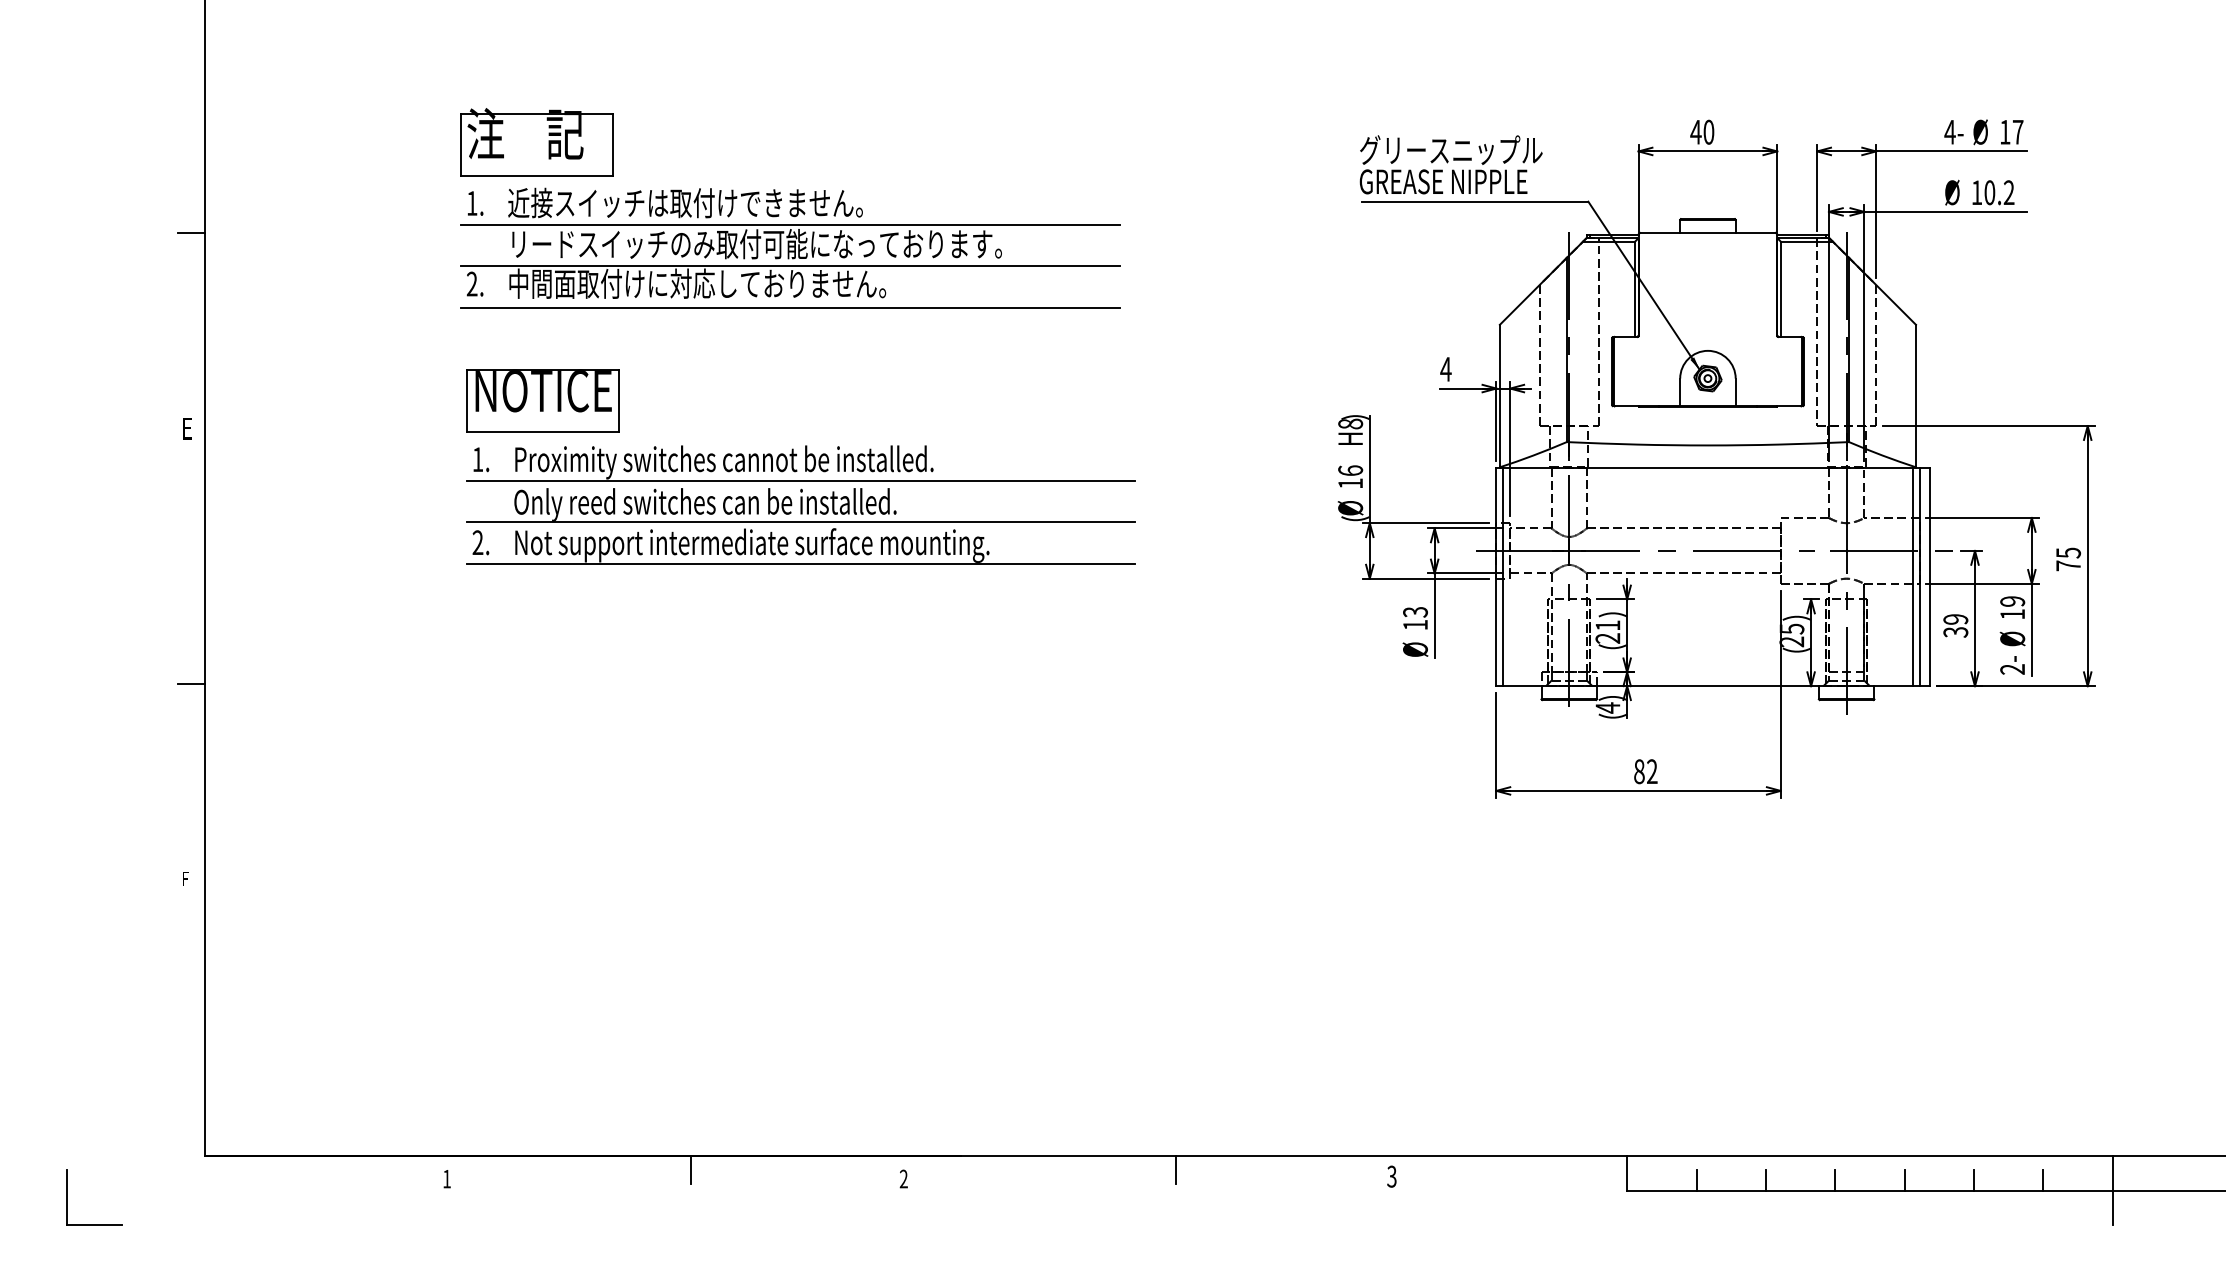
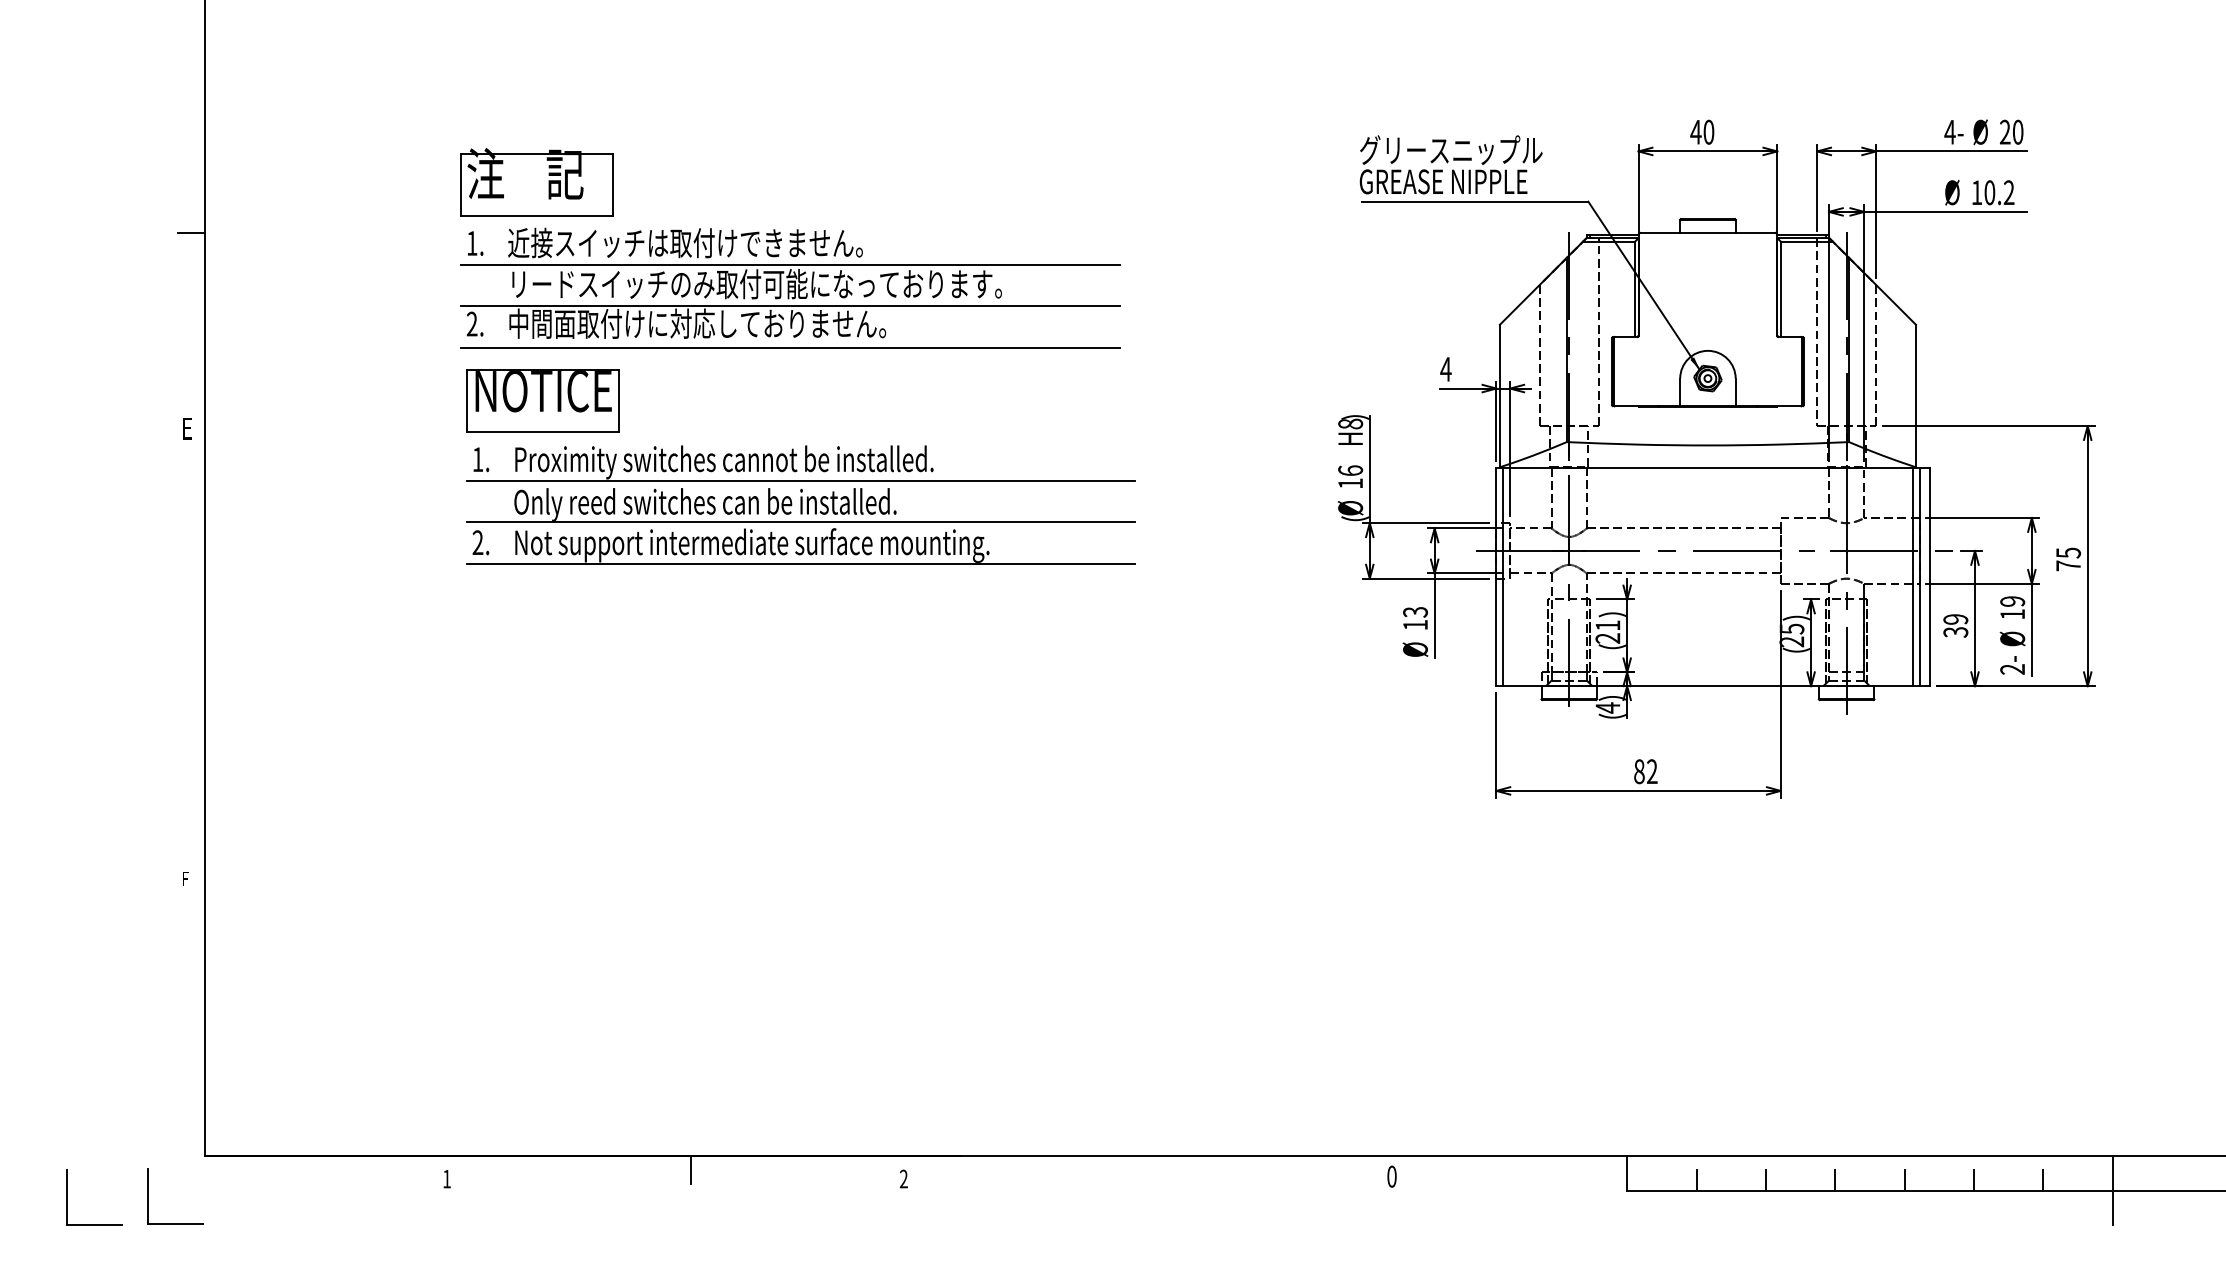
text: 17 -> 20 (2011, 131)
part position: (790, 208) -> (790, 248) (790, 248)
line: present -> none (191, 684)
line: present -> none (1176, 1169)
text: 3 -> 0 (1391, 1176)
part: none -> present (148, 1196)
